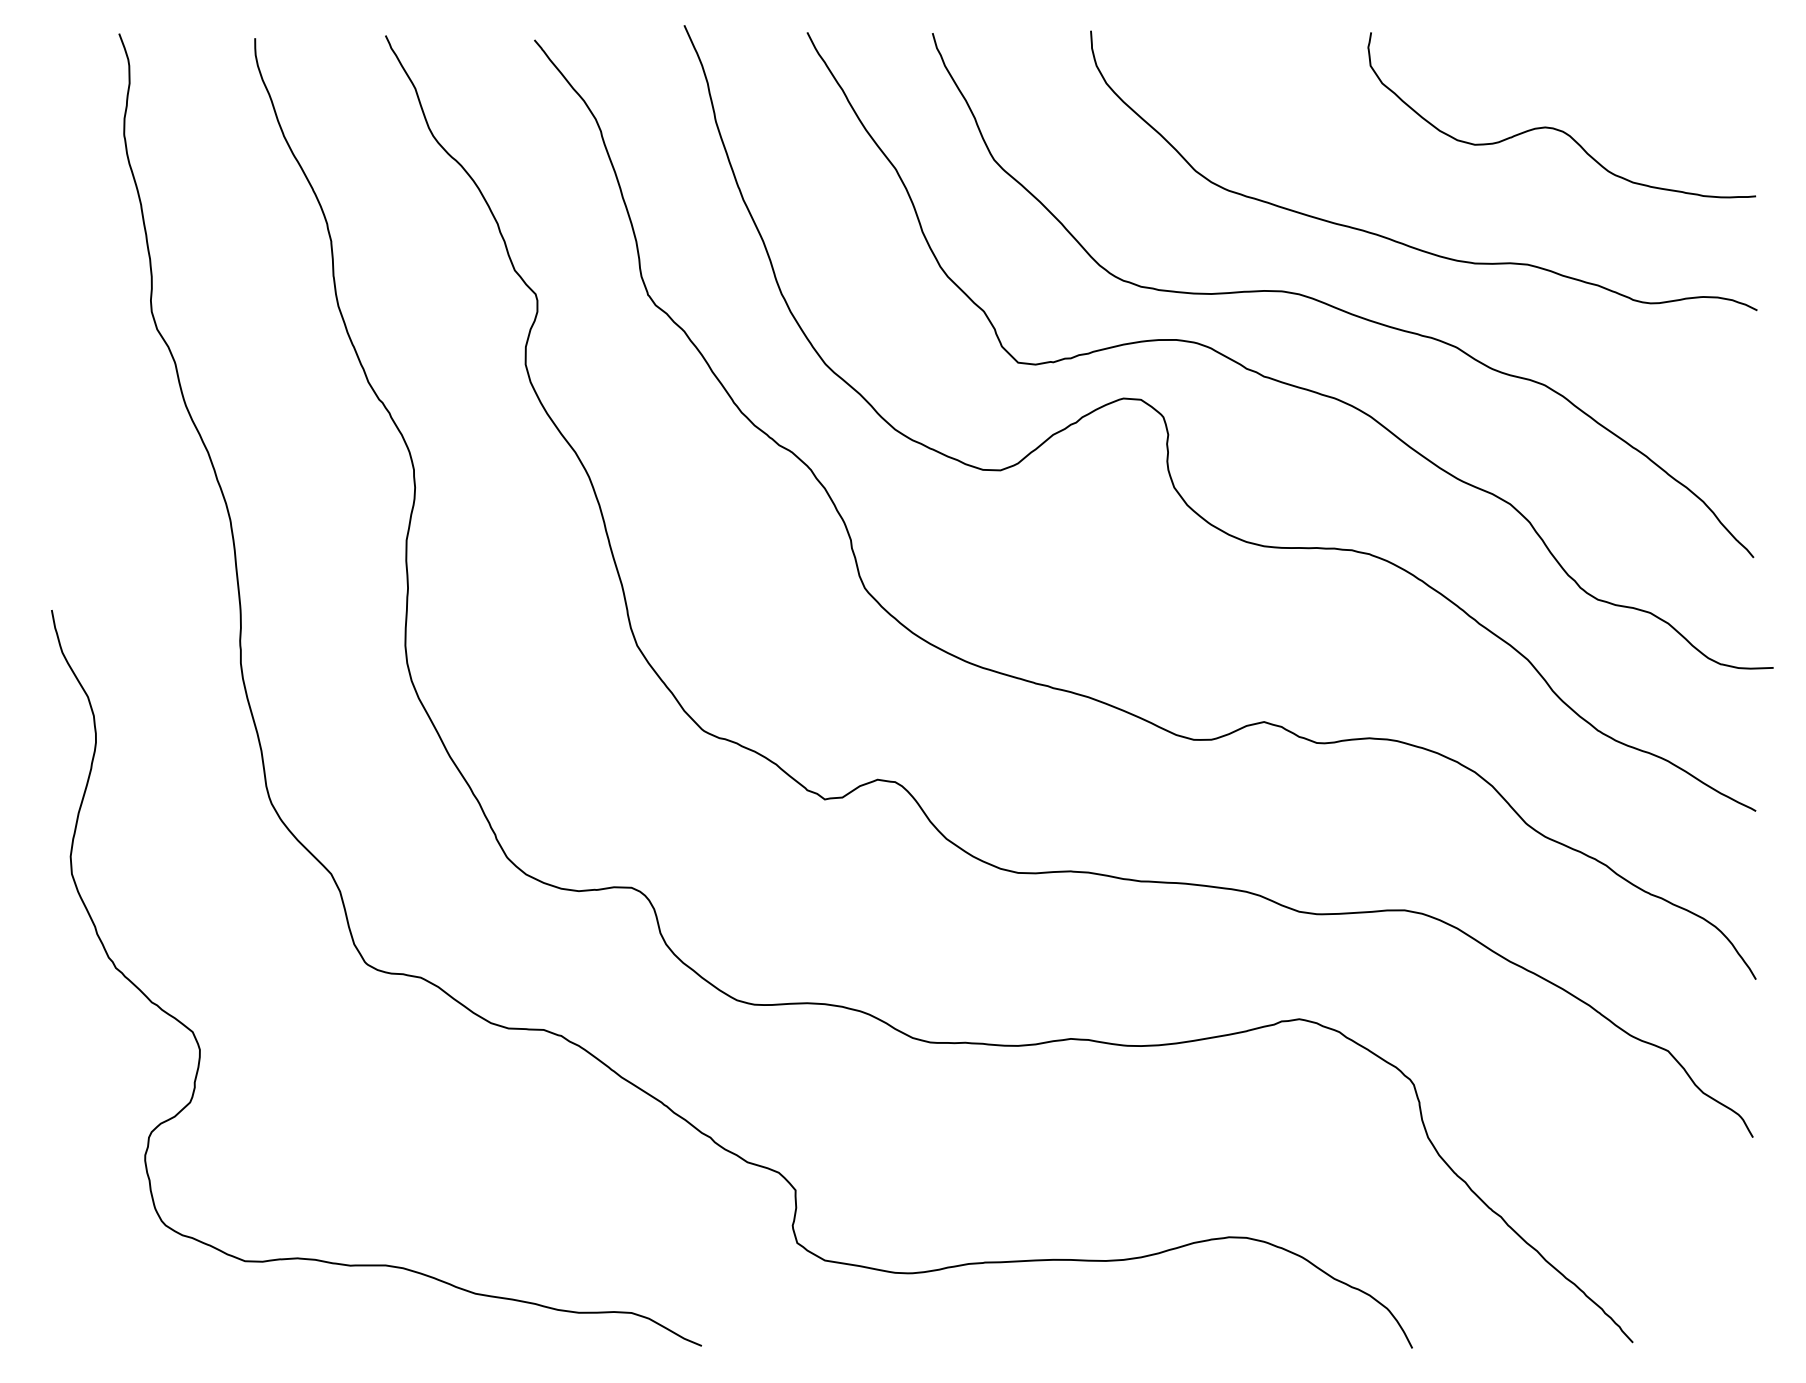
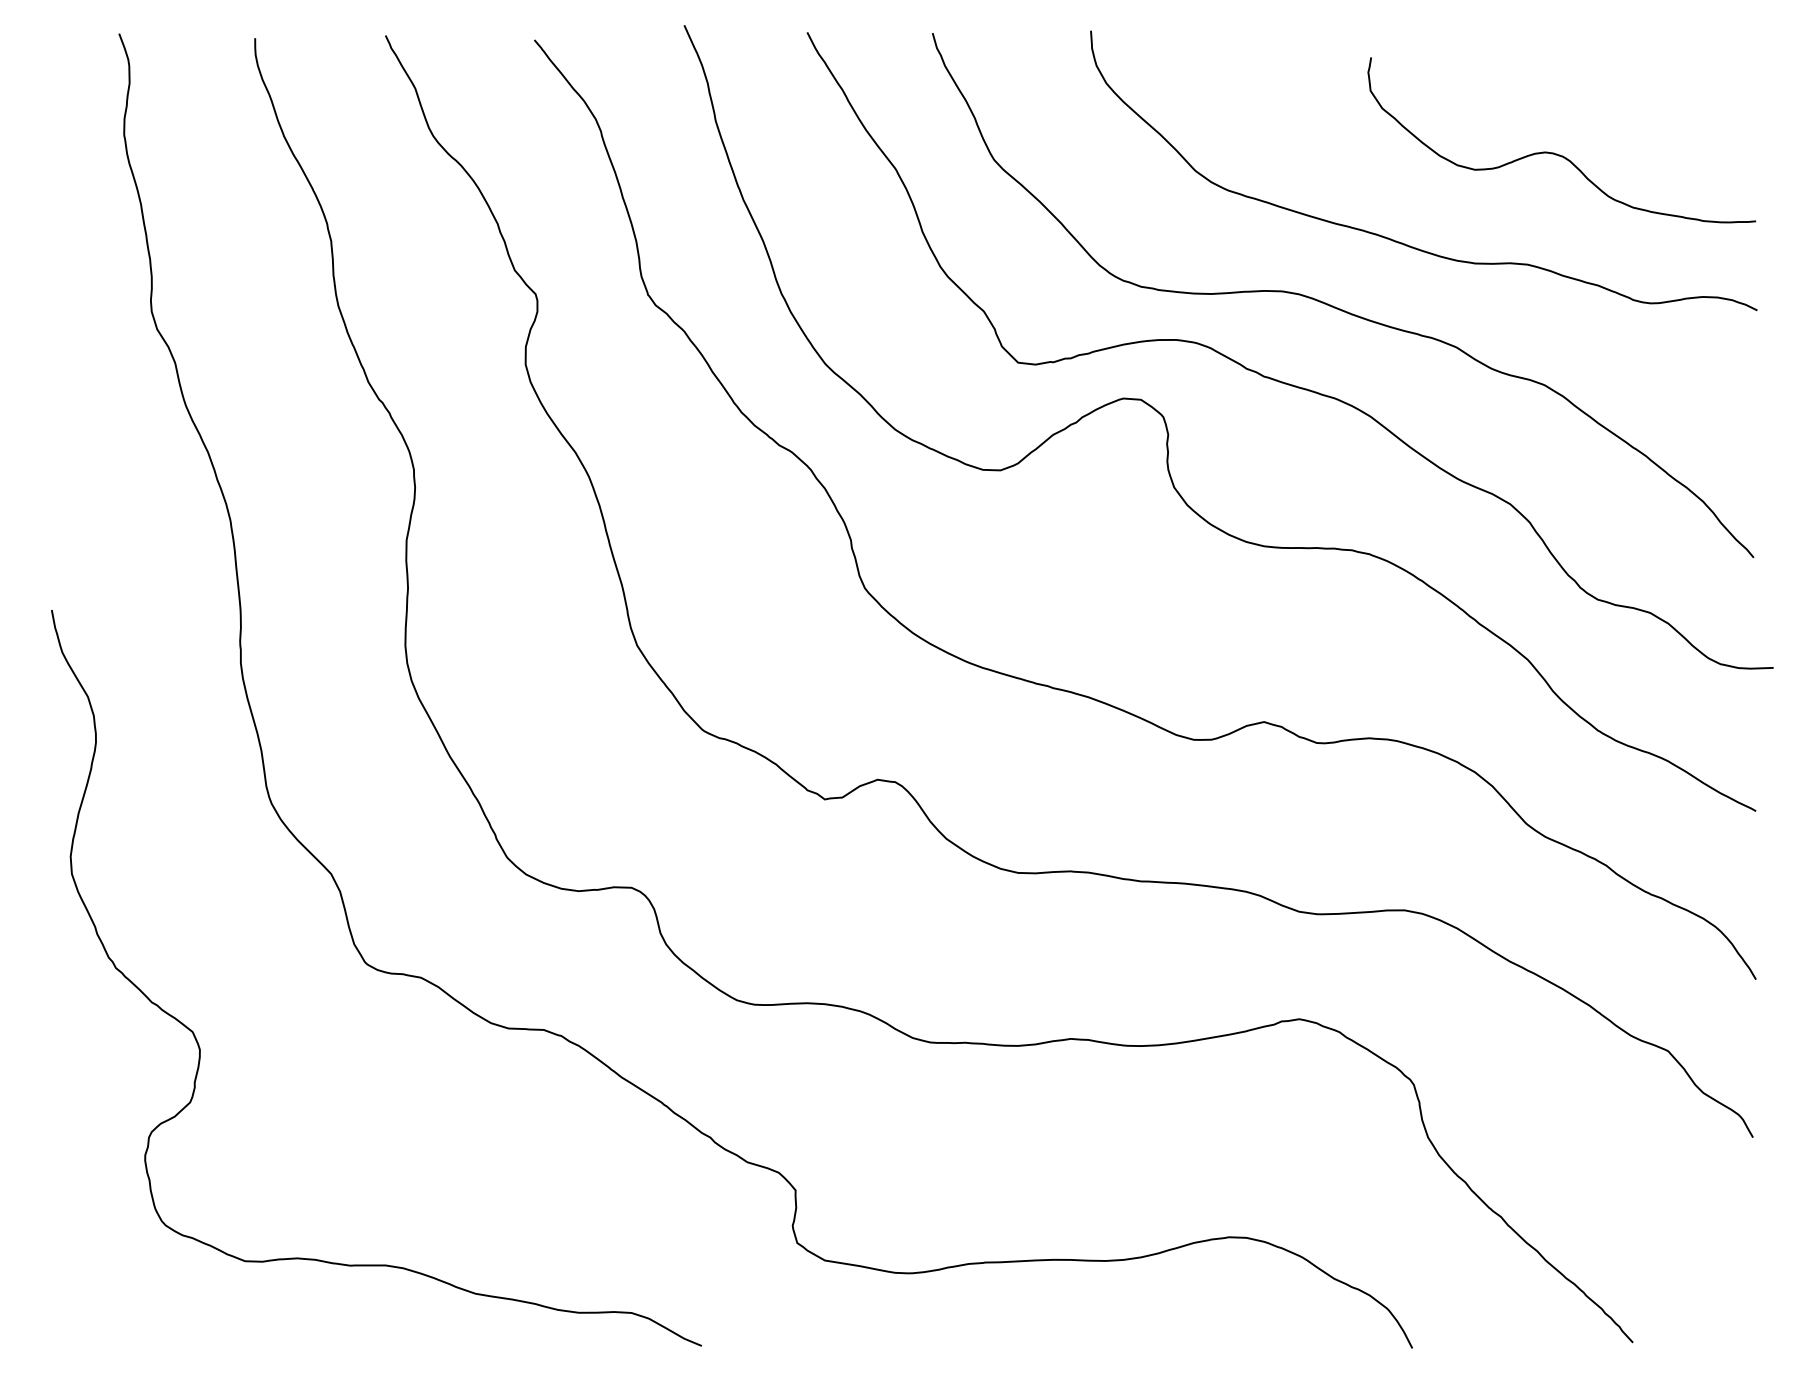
curve position: (1557, 128) -> (1557, 153) (1557, 153)
